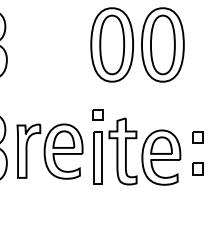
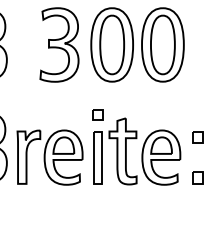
part: none -> present (59, 44)
part position: (49, 151) -> (49, 157) (49, 157)
part position: (197, 168) -> (197, 177) (197, 177)
